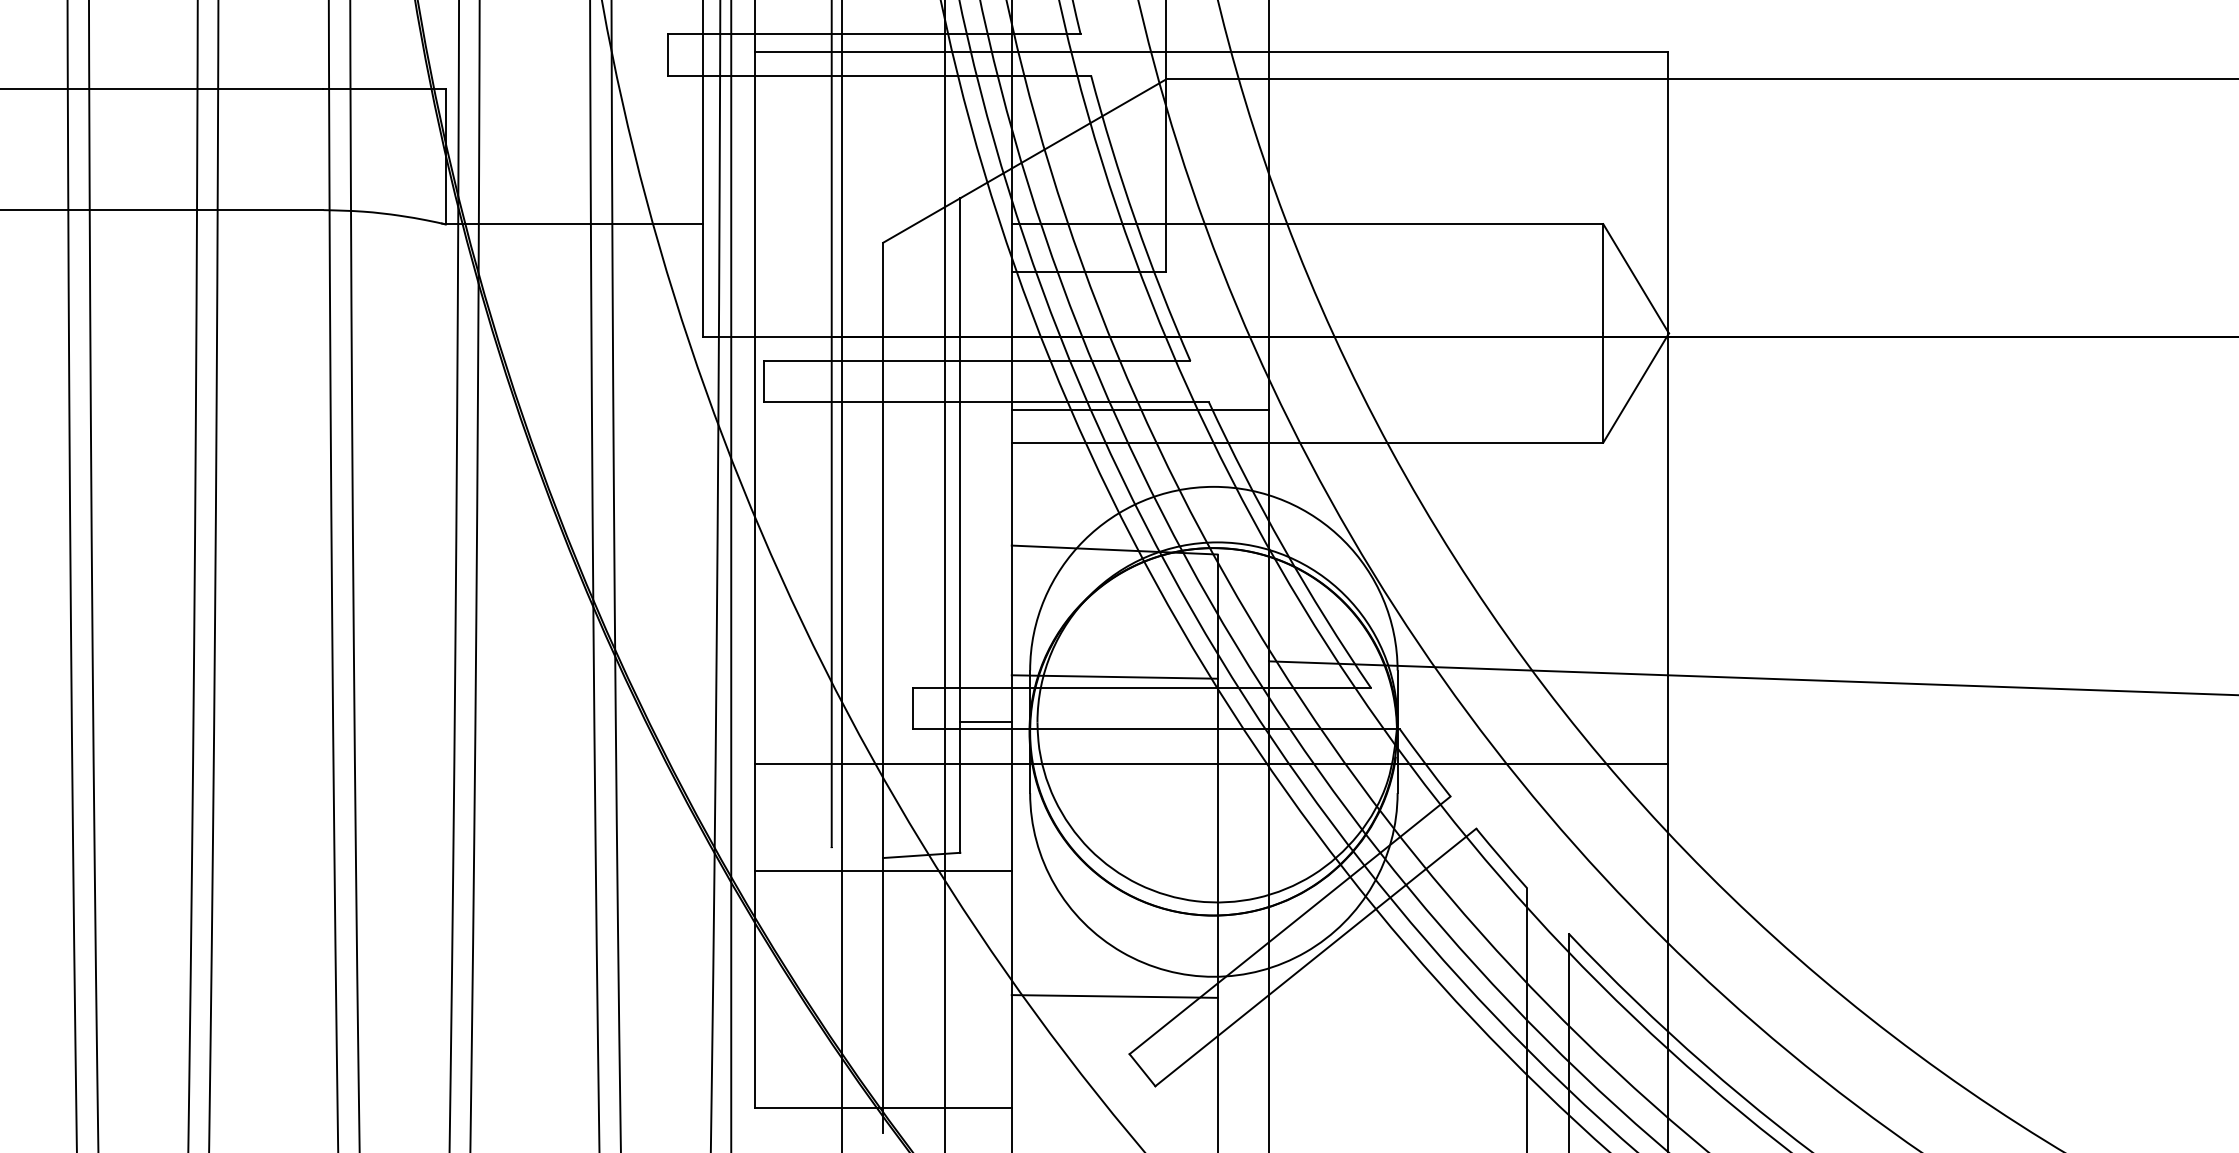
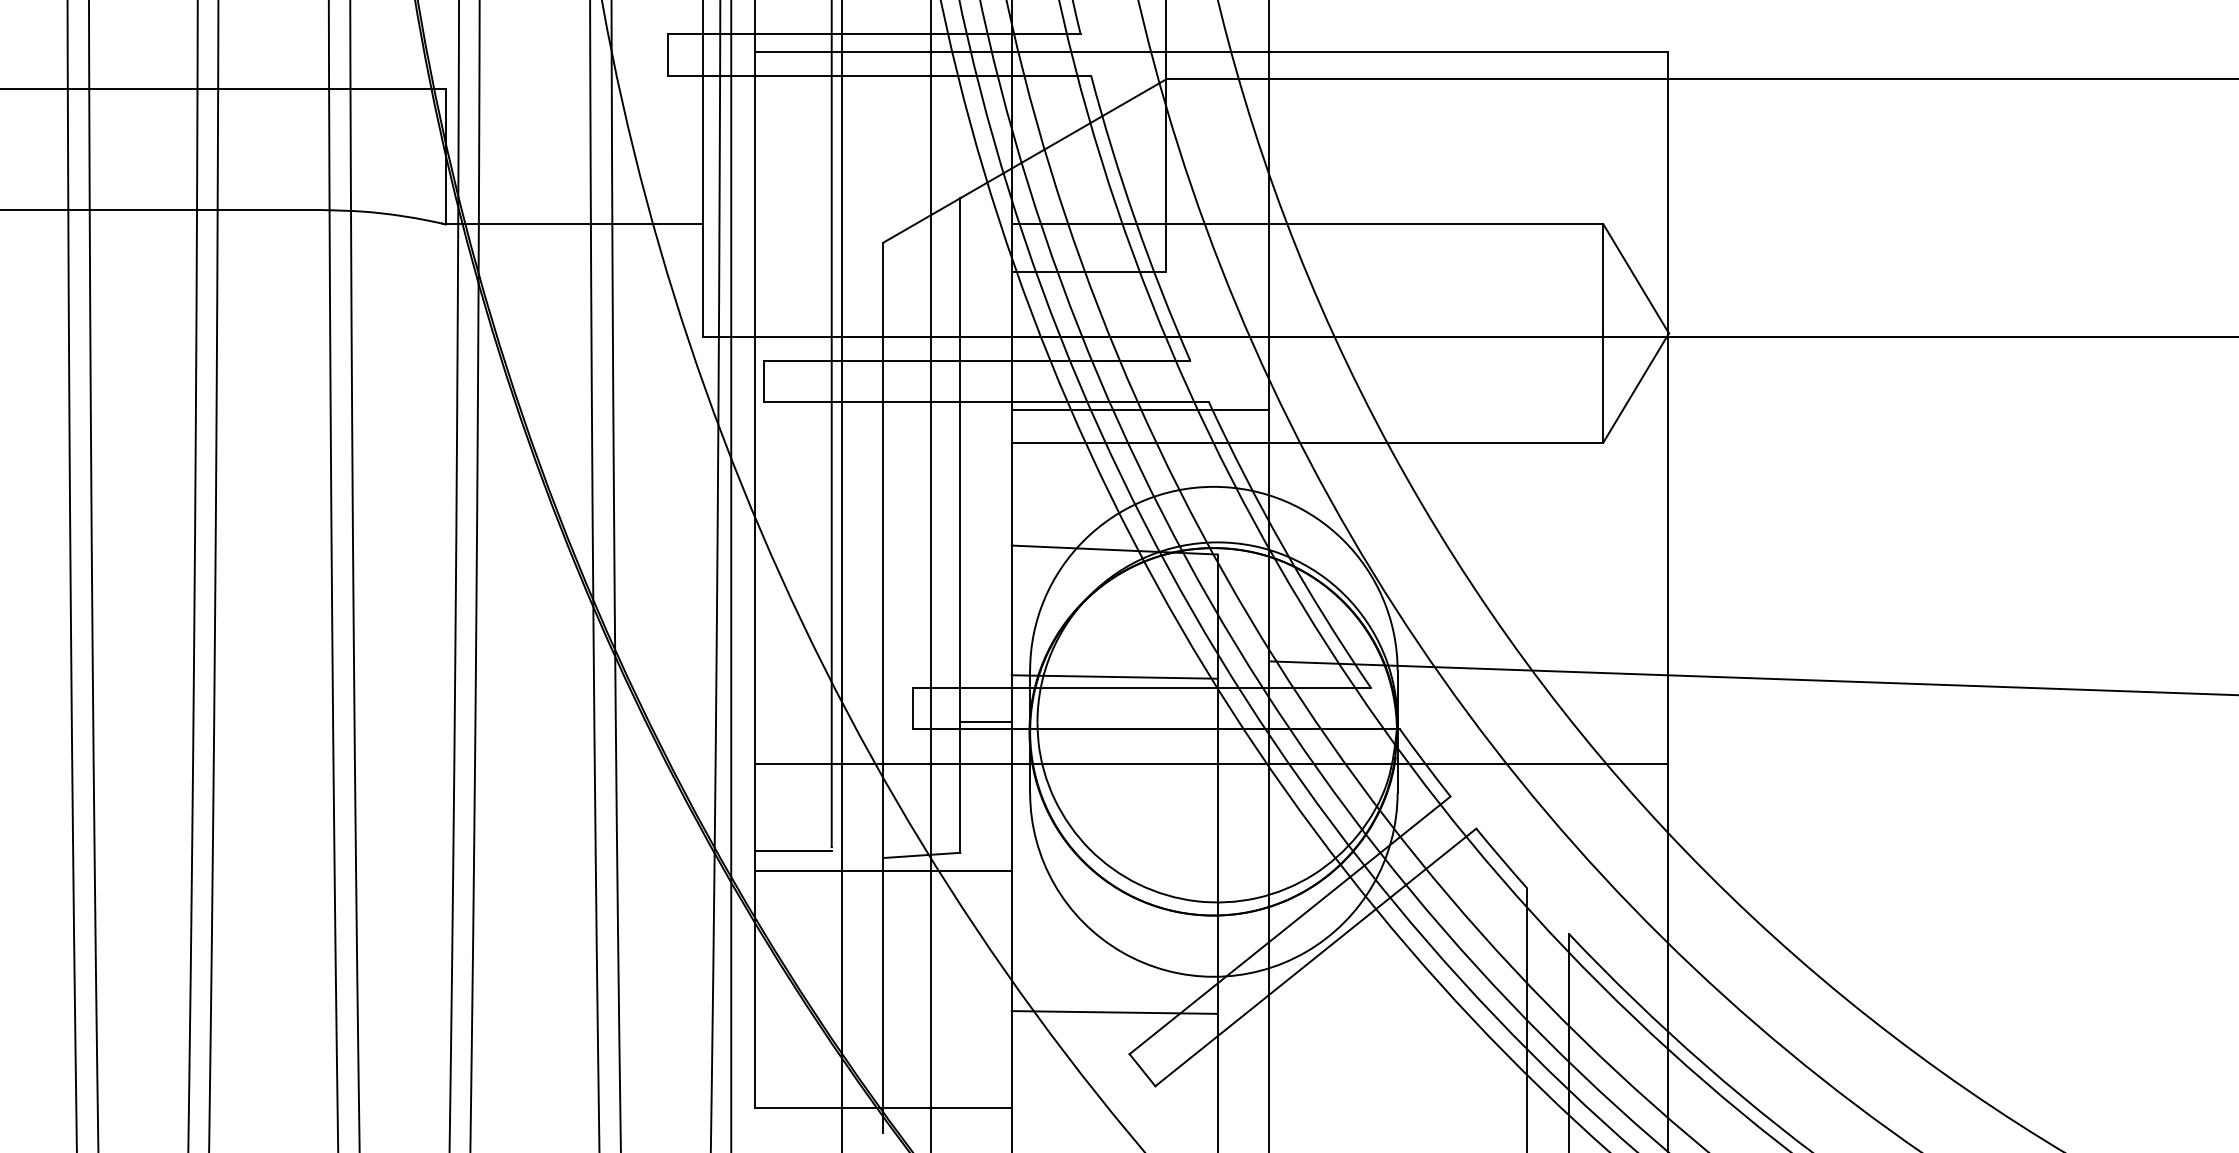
line position: (945, 575) -> (931, 575) (931, 575)
line: none -> present (792, 851)
line position: (1114, 996) -> (1114, 1012) (1114, 1012)
